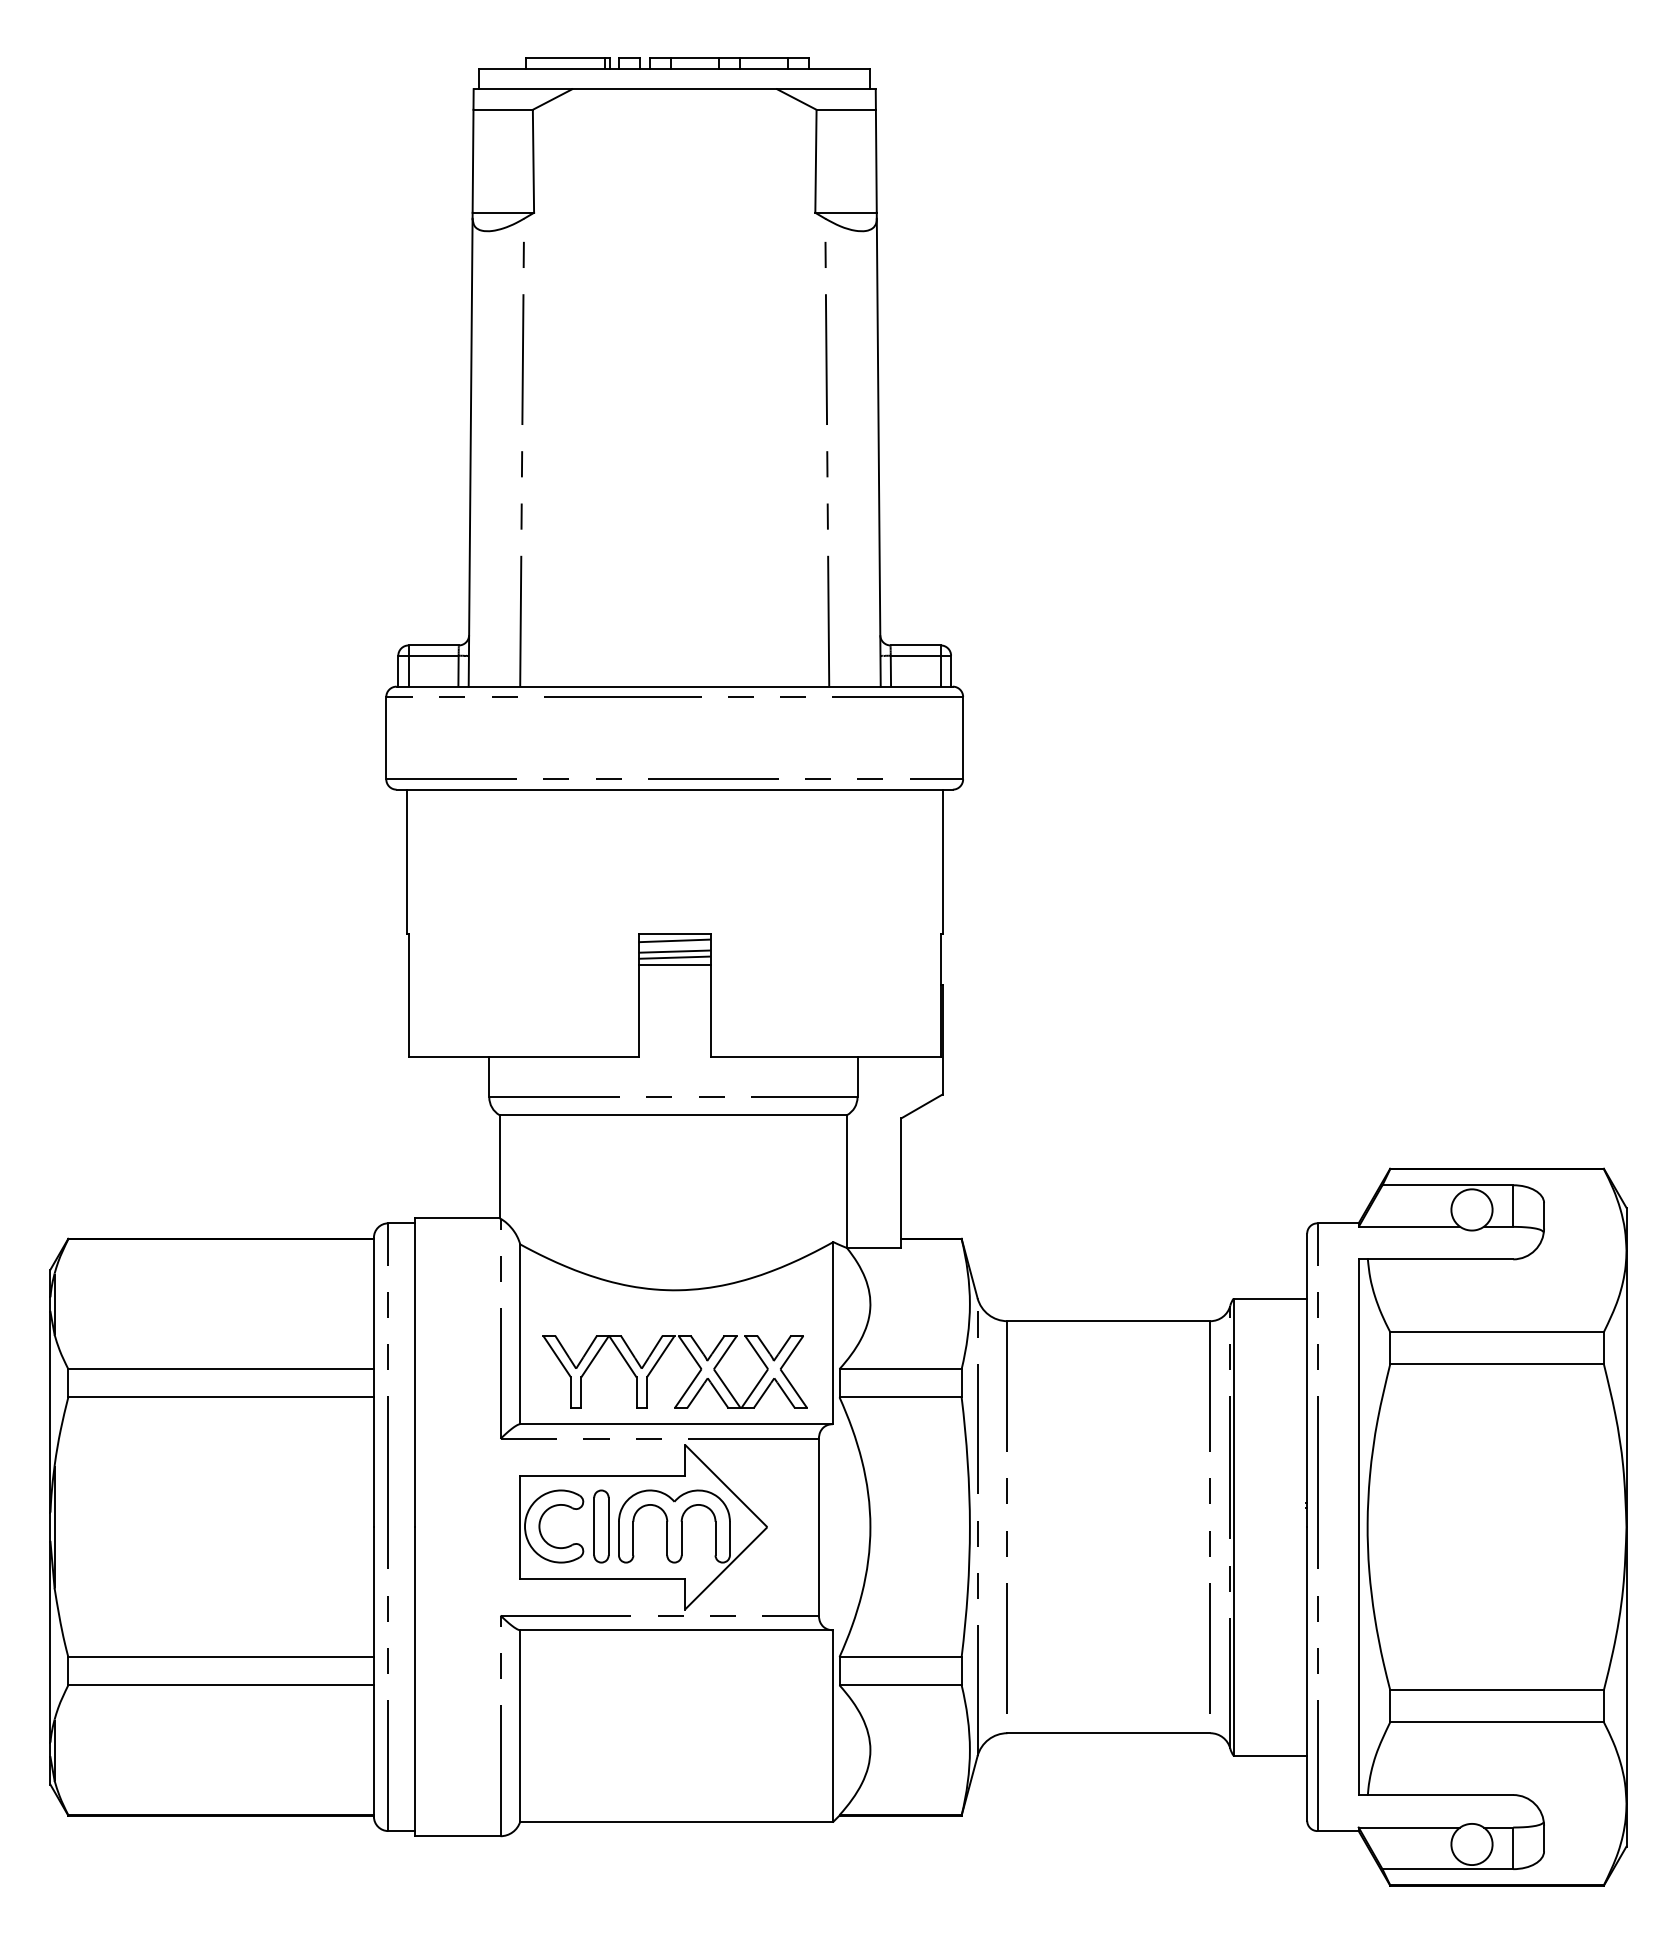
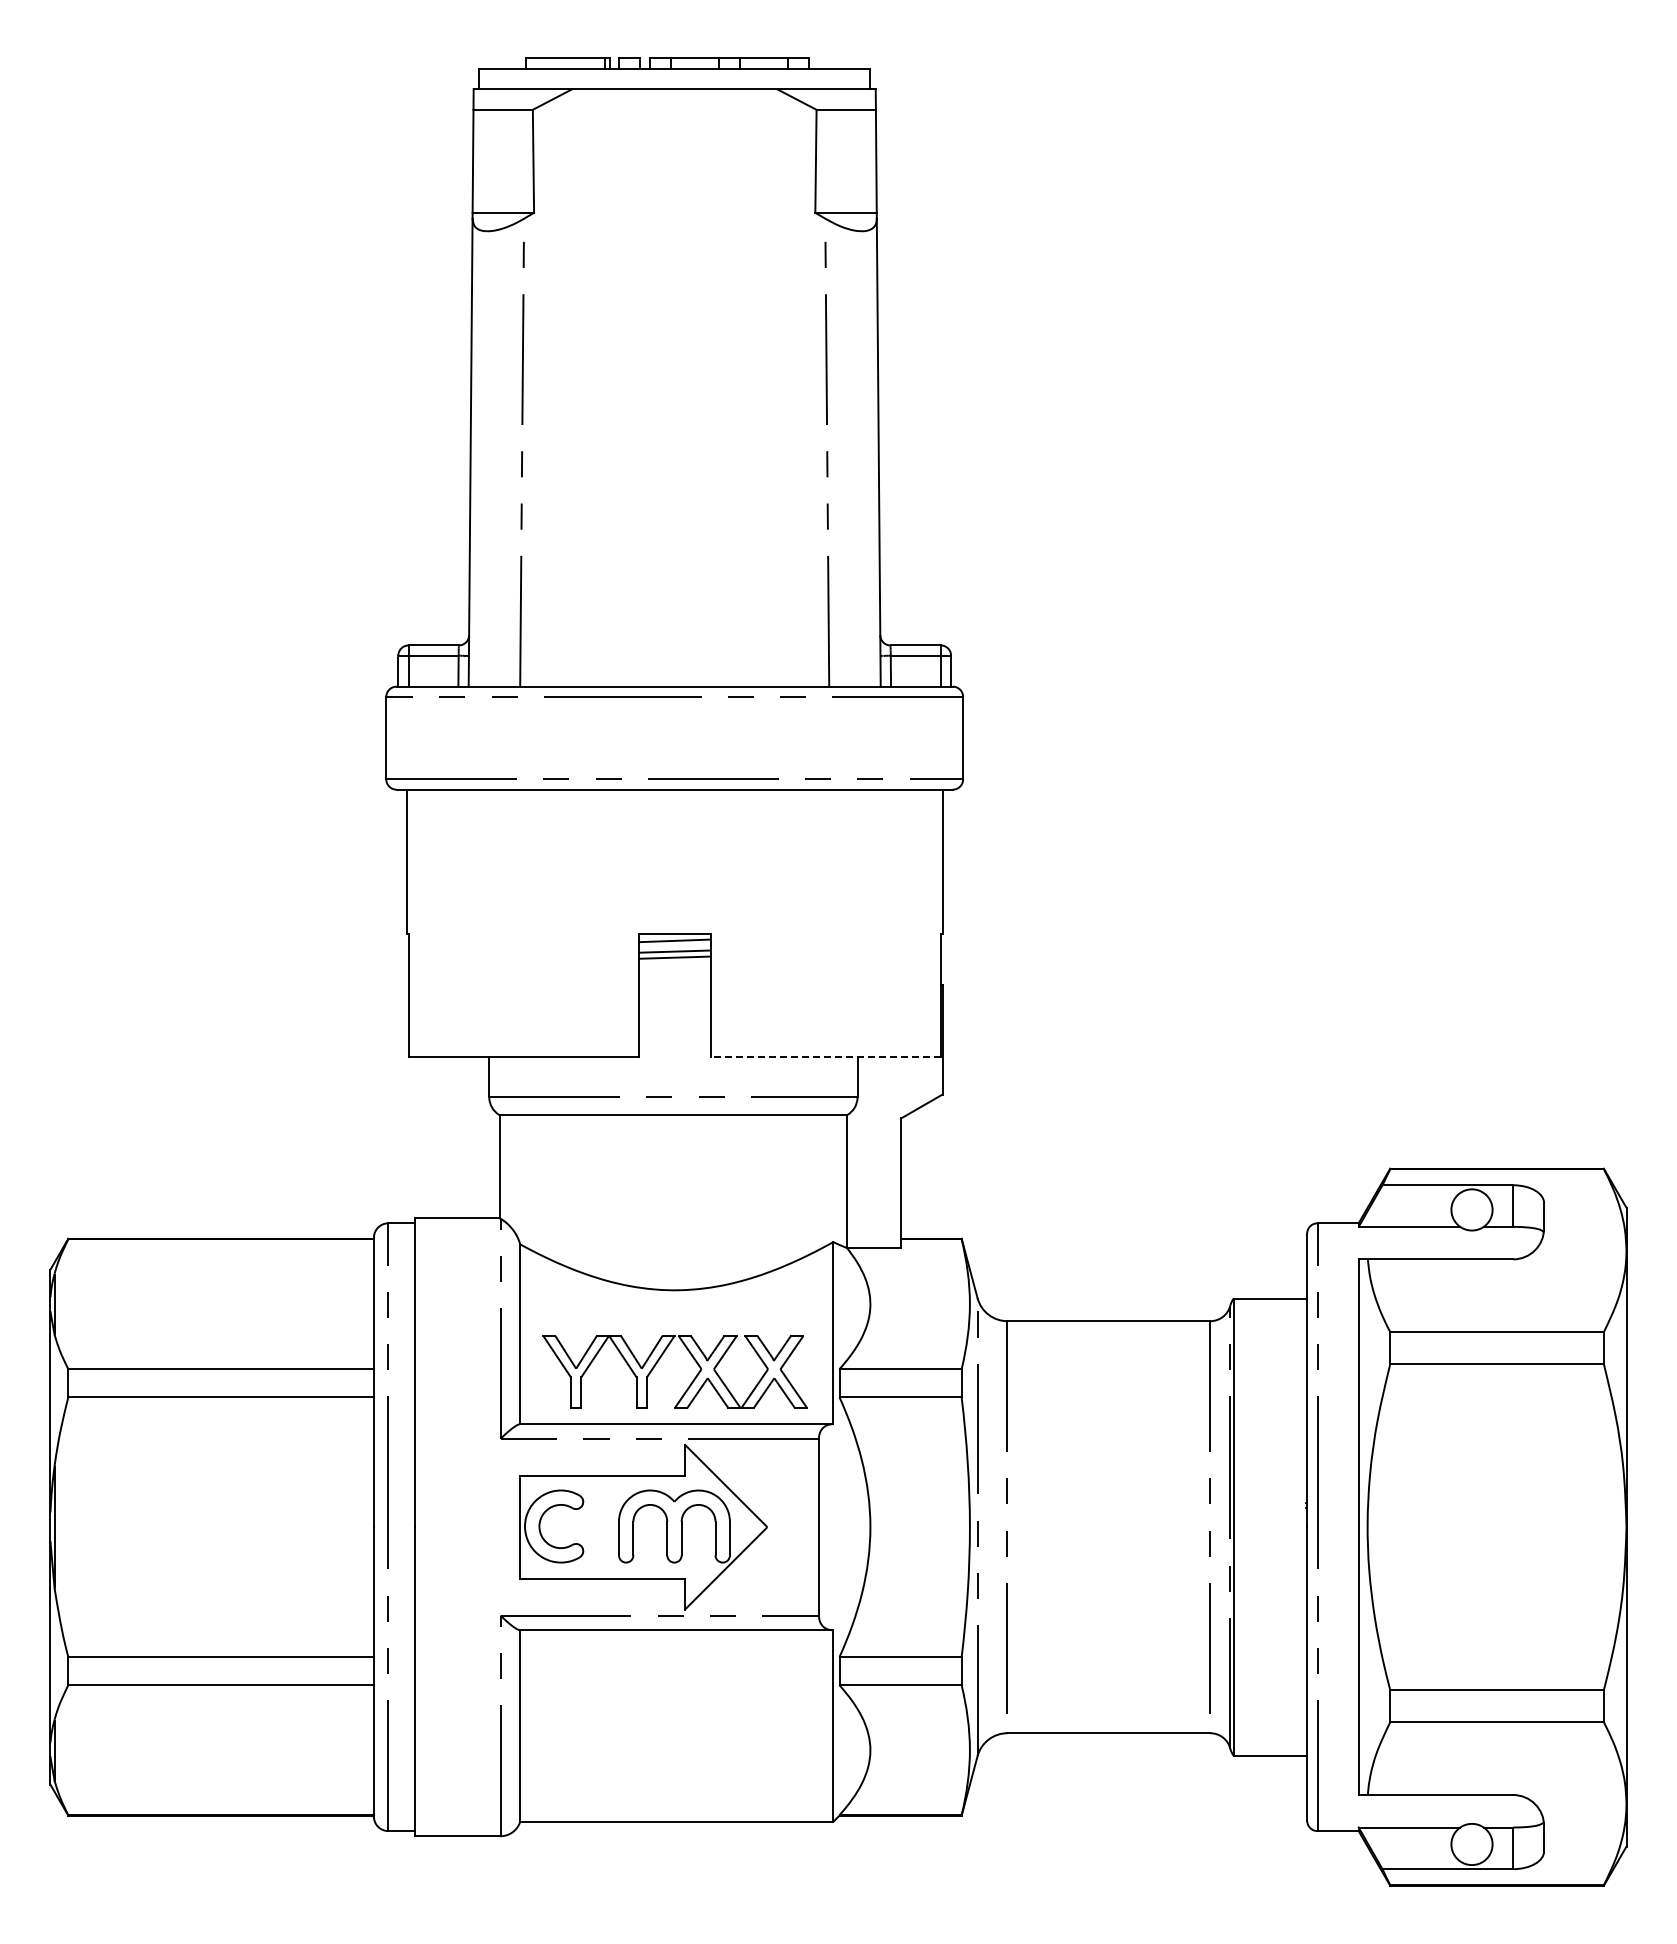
line: present -> none (674, 964)
line: solid -> dashed (825, 1057)
part: present -> none (601, 1526)
